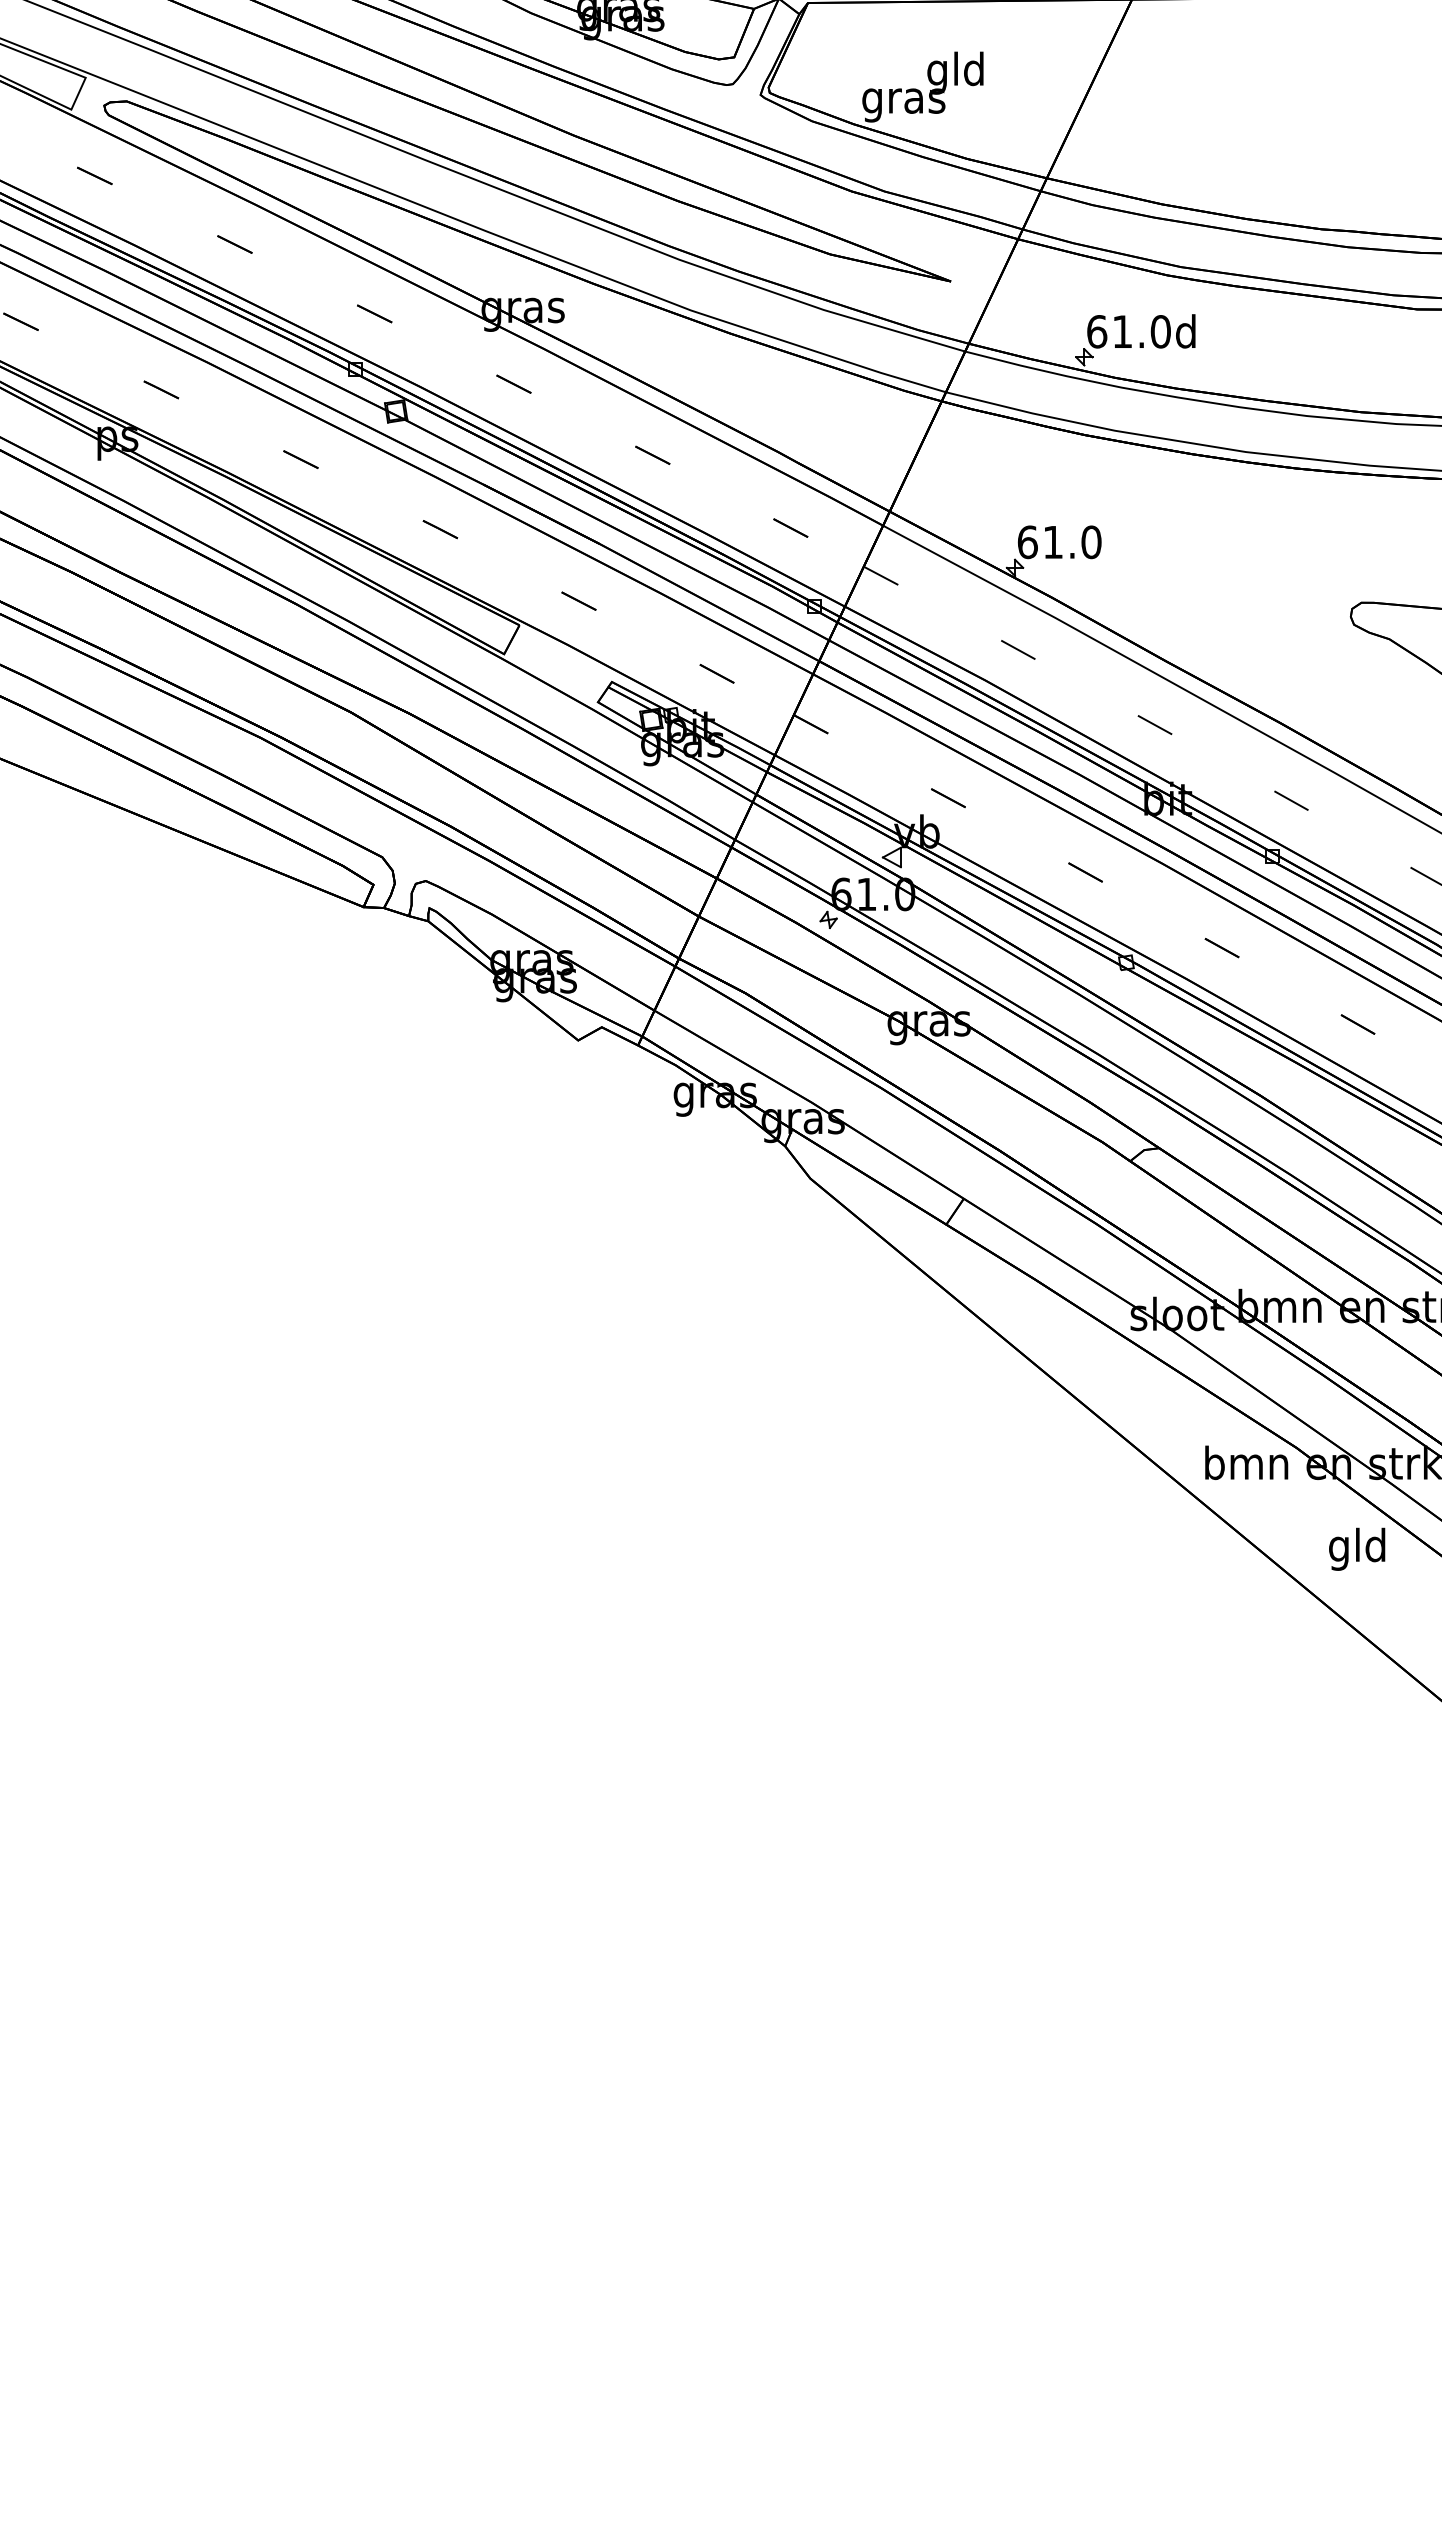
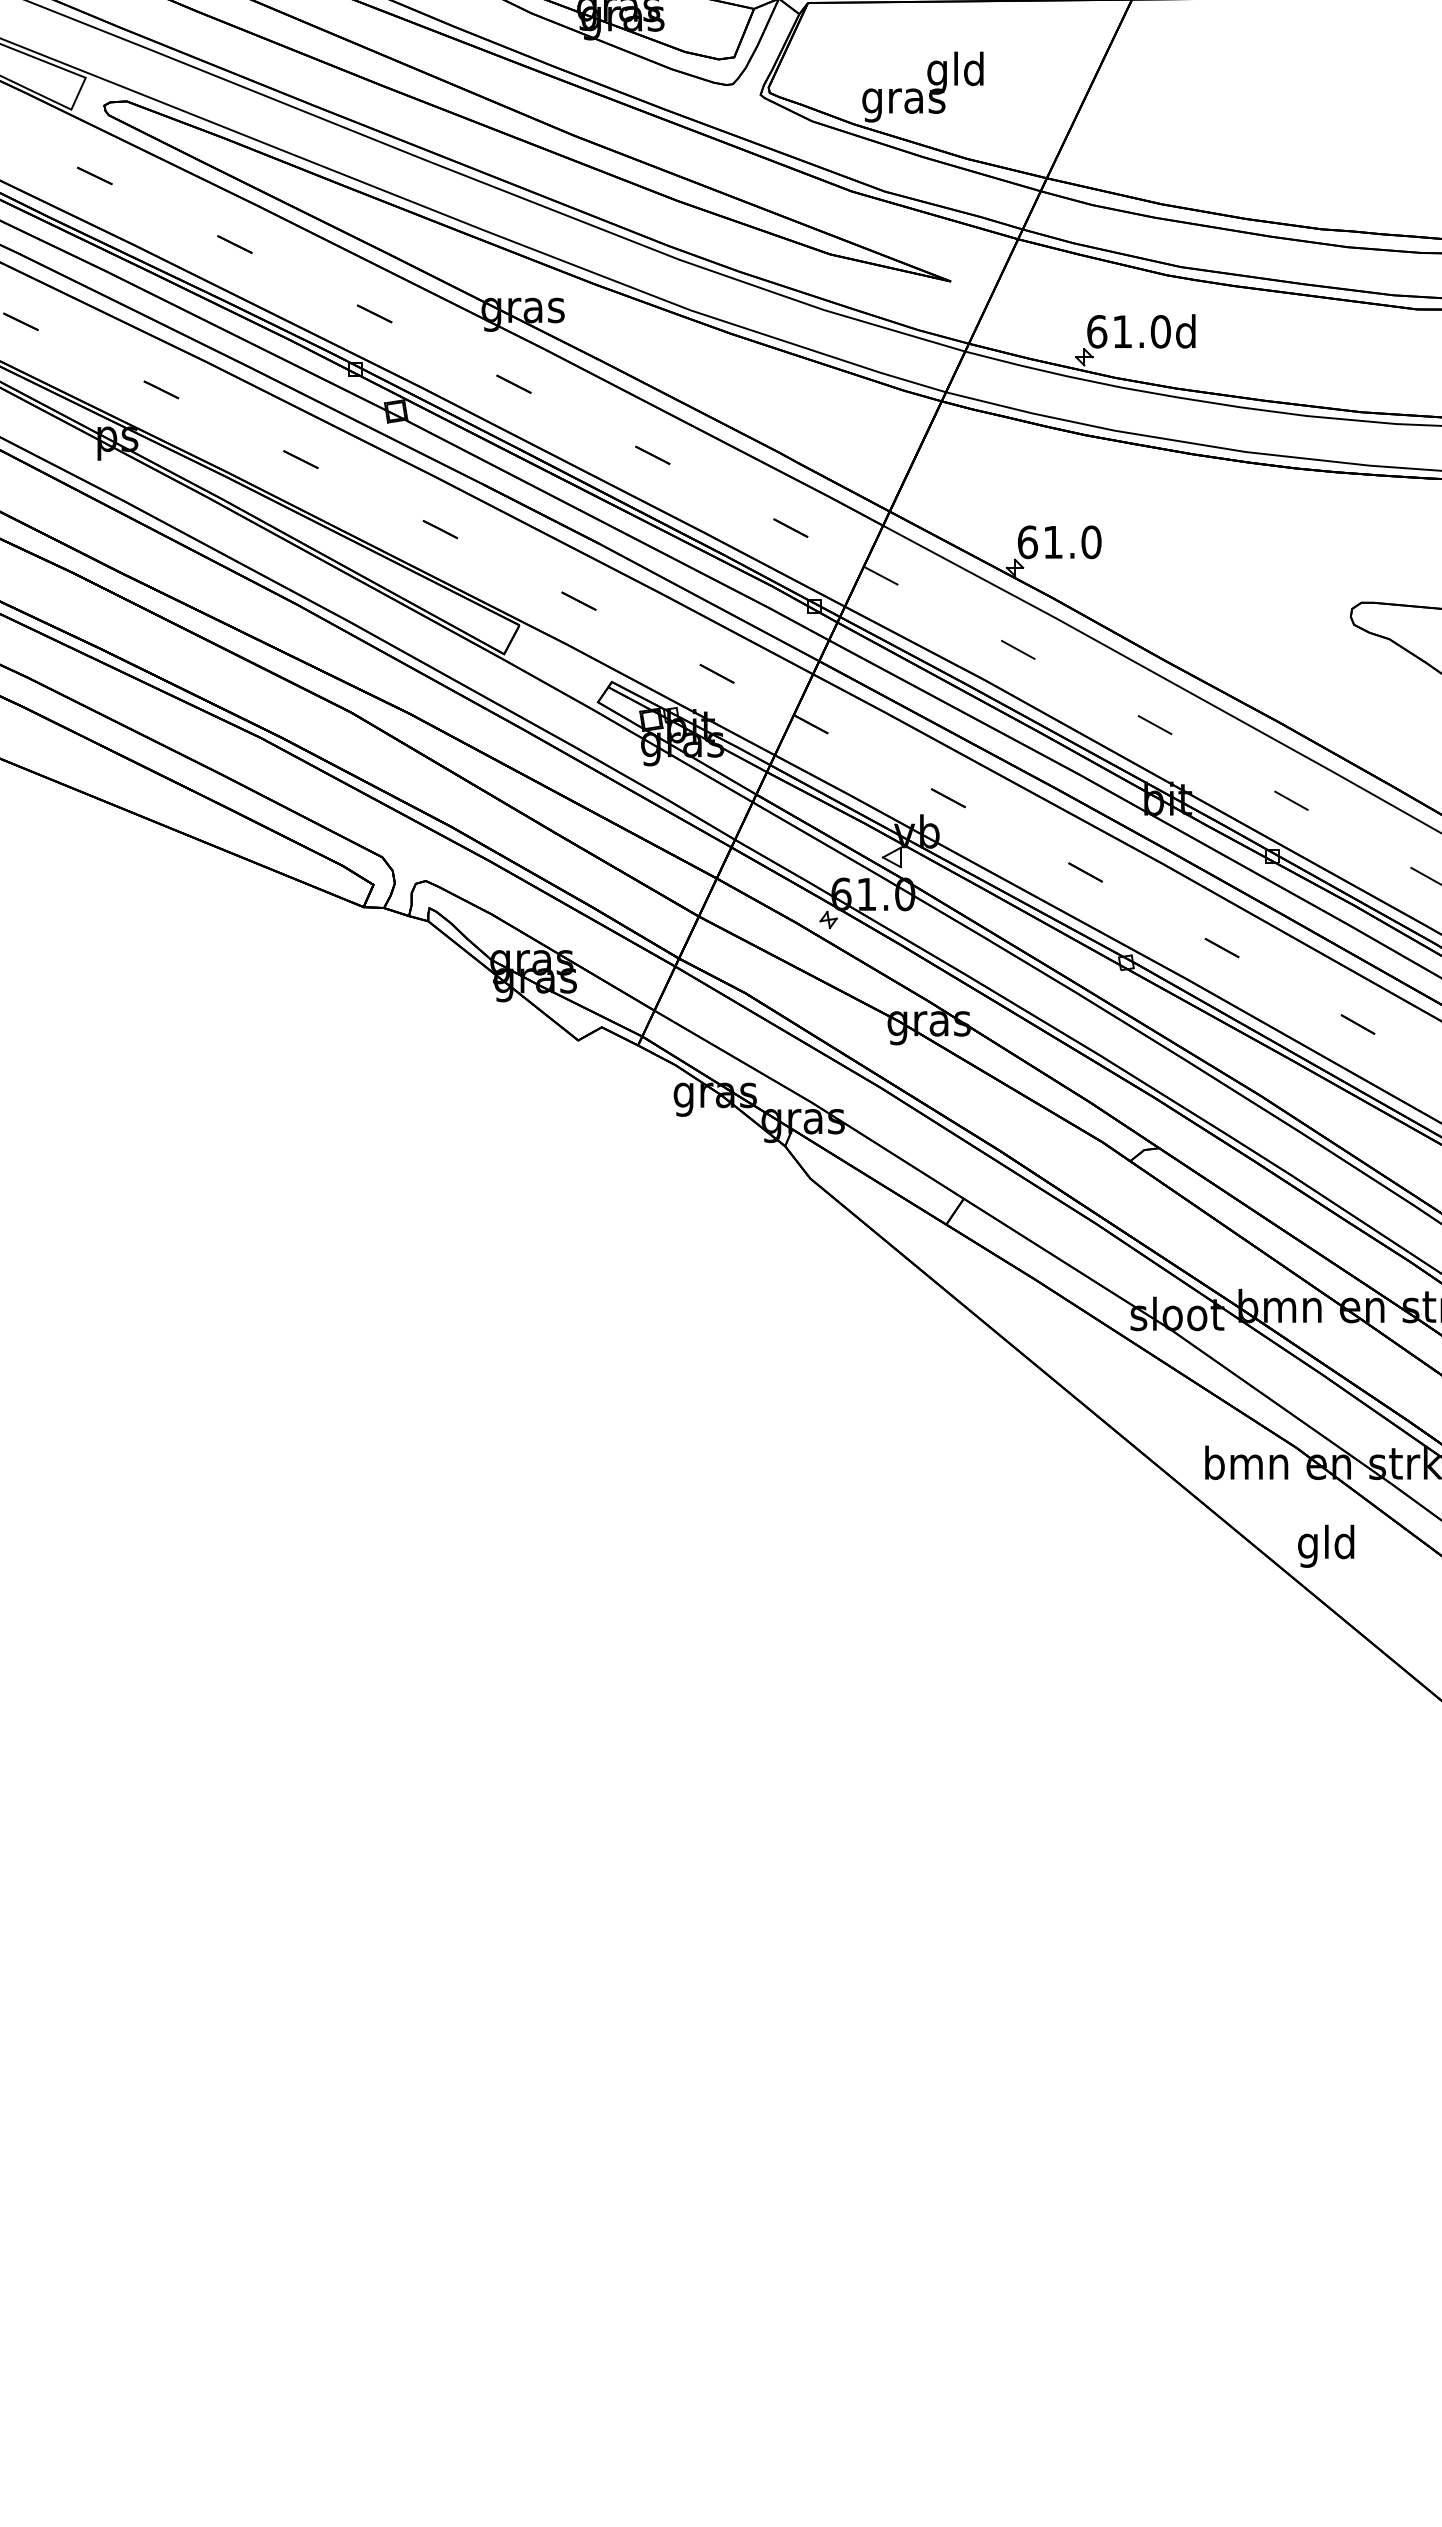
text position: (1357, 1548) -> (1326, 1545) (1326, 1545)
